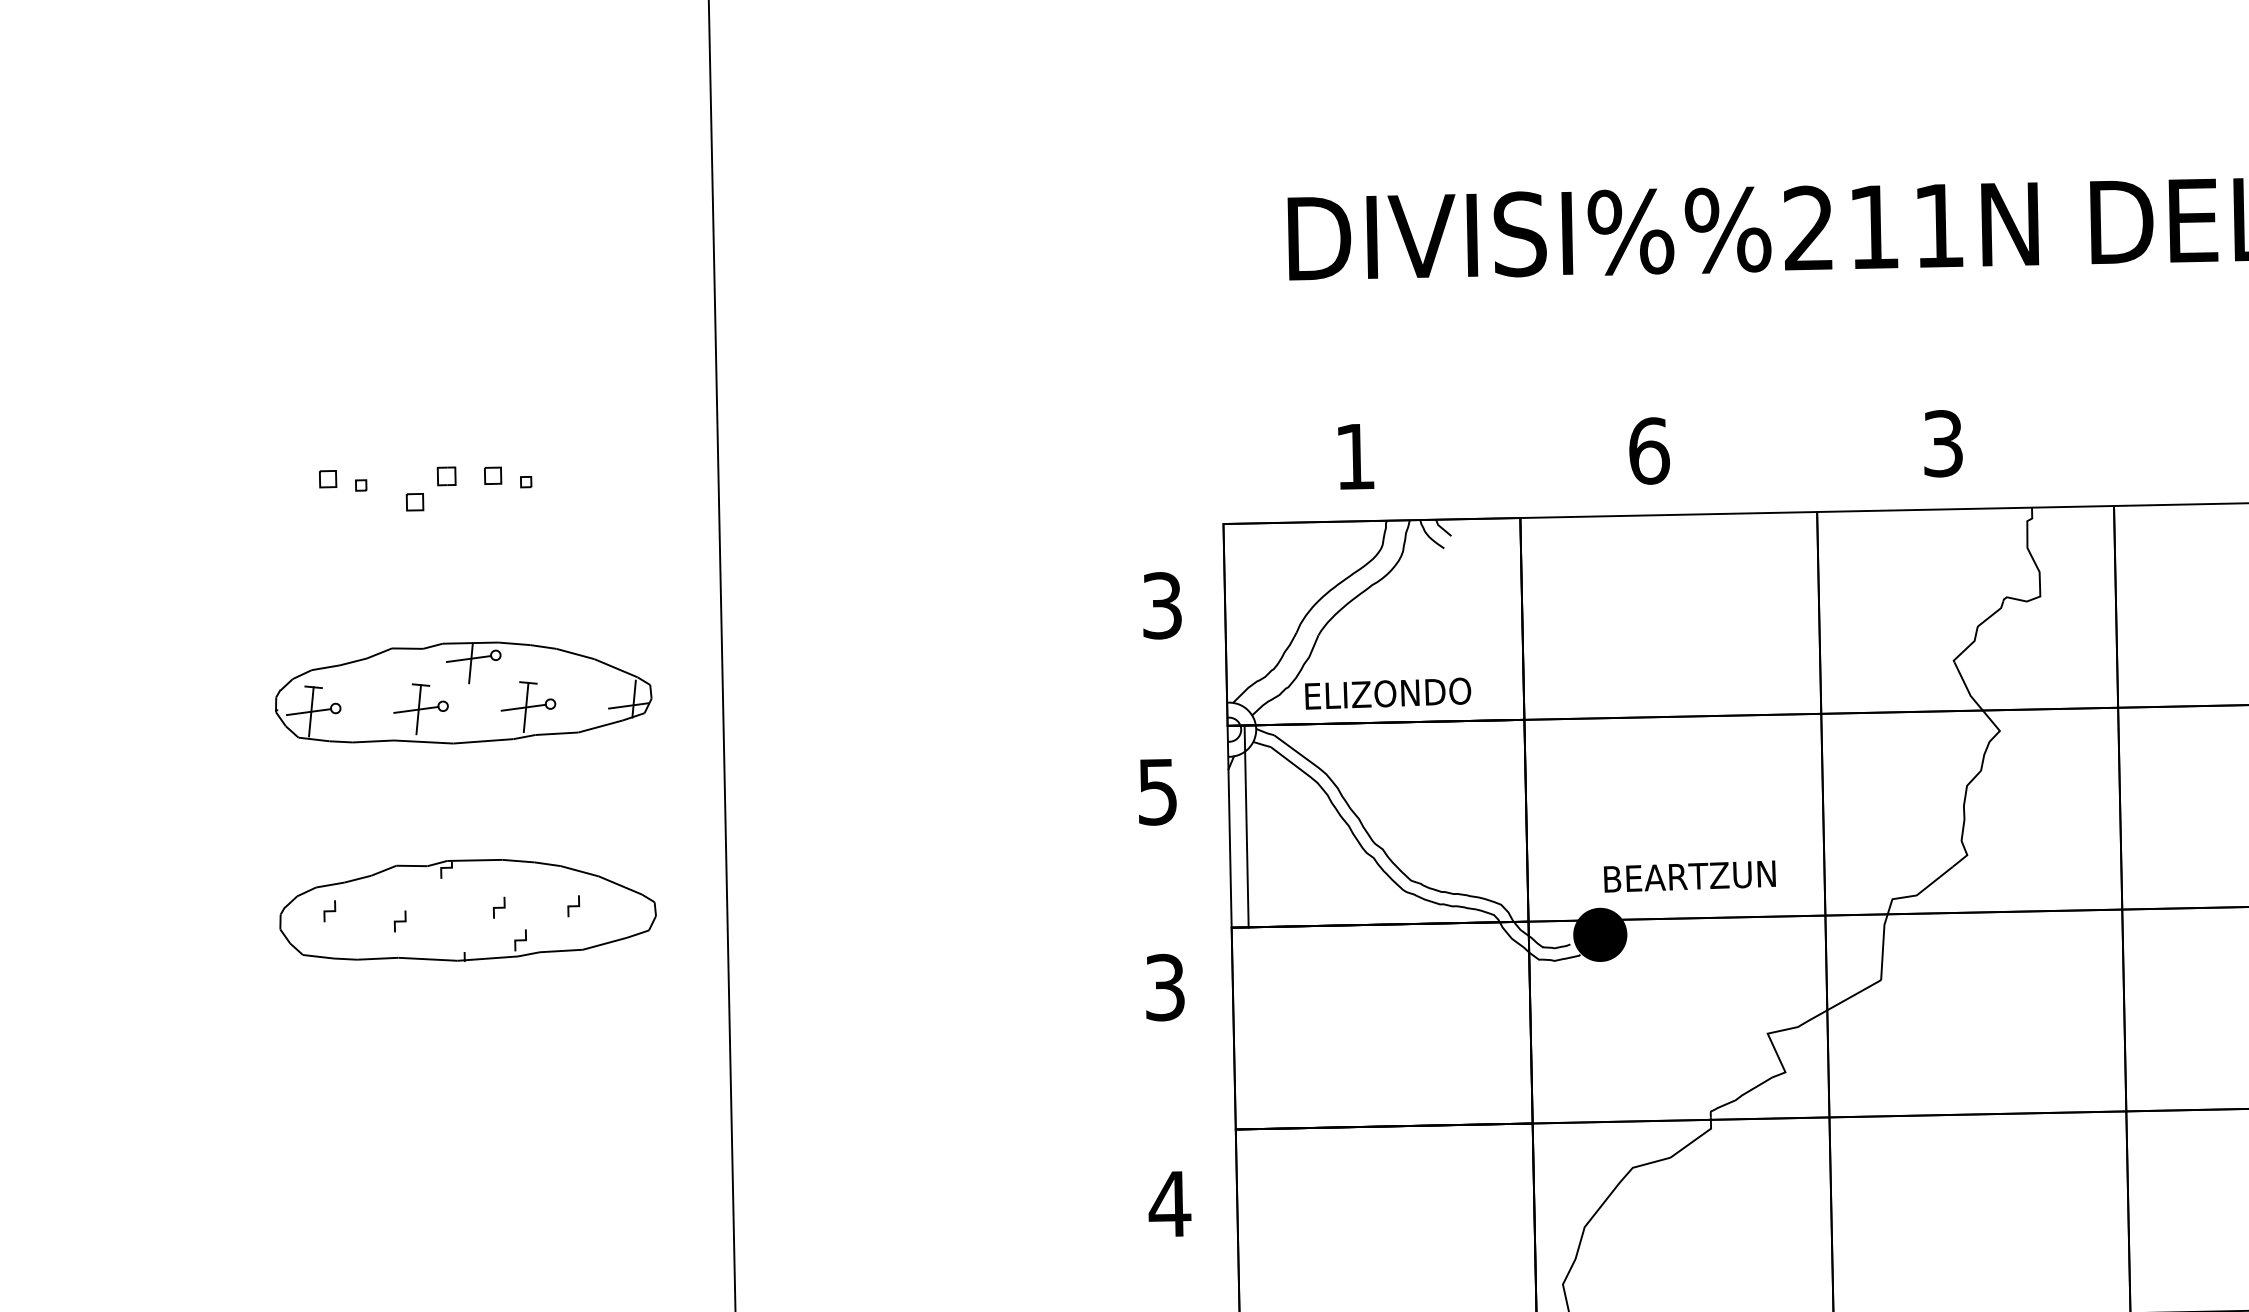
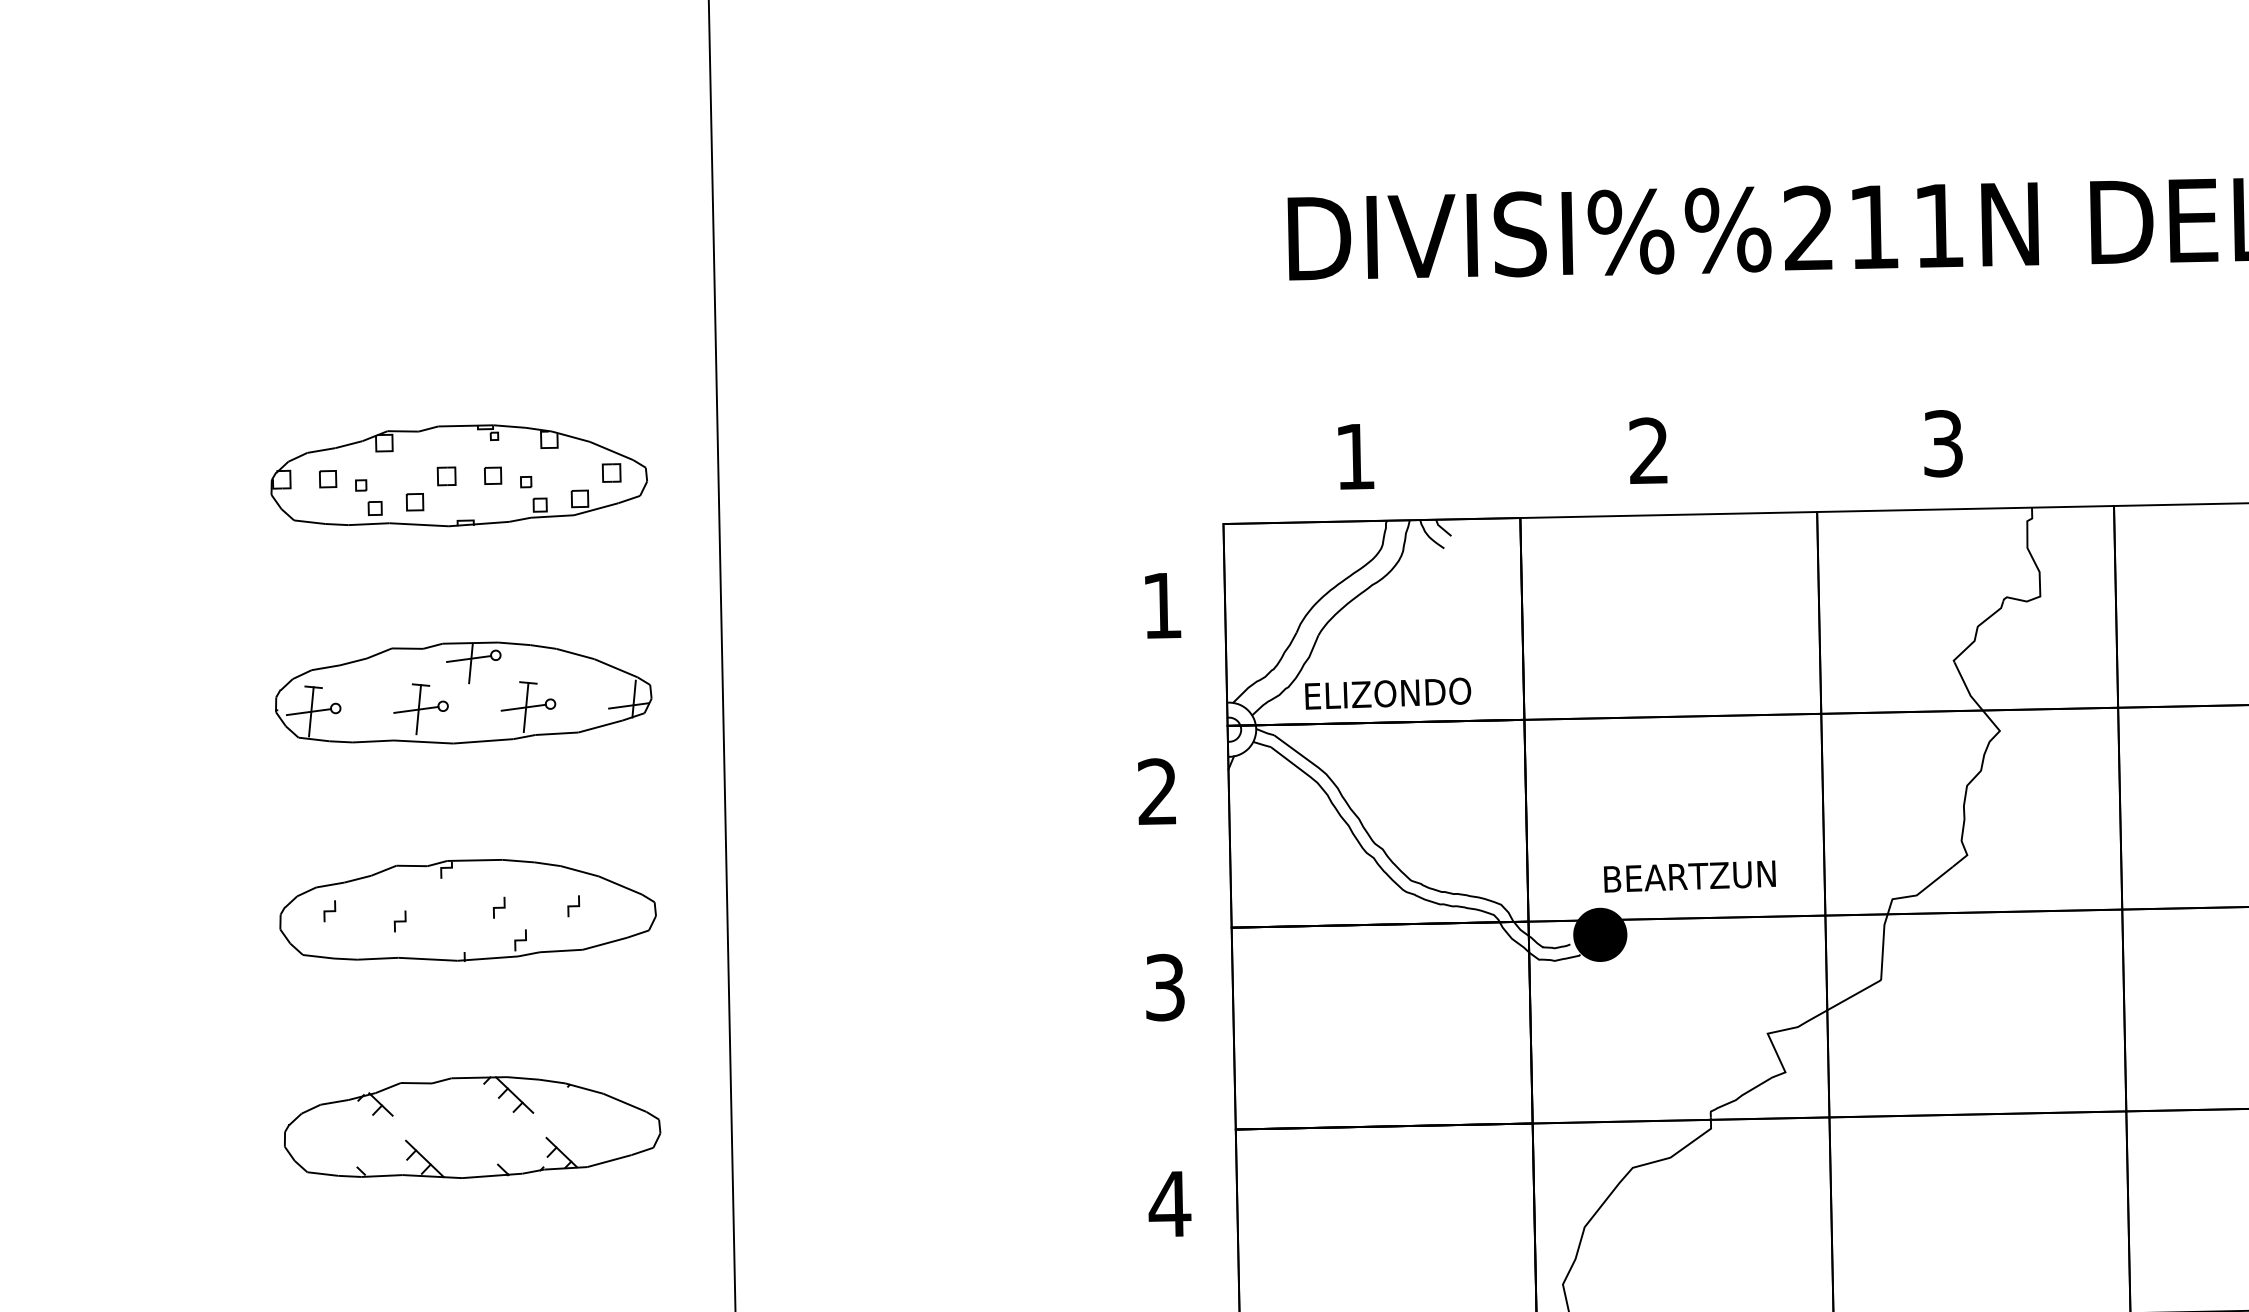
text: 6 -> 2 (1649, 450)
part: none -> present (458, 475)
text: 3 -> 1 (1162, 605)
text: 5 -> 2 (1157, 791)
line position: (1246, 826) -> (1229, 826) (1229, 826)
part: none -> present (472, 1127)
